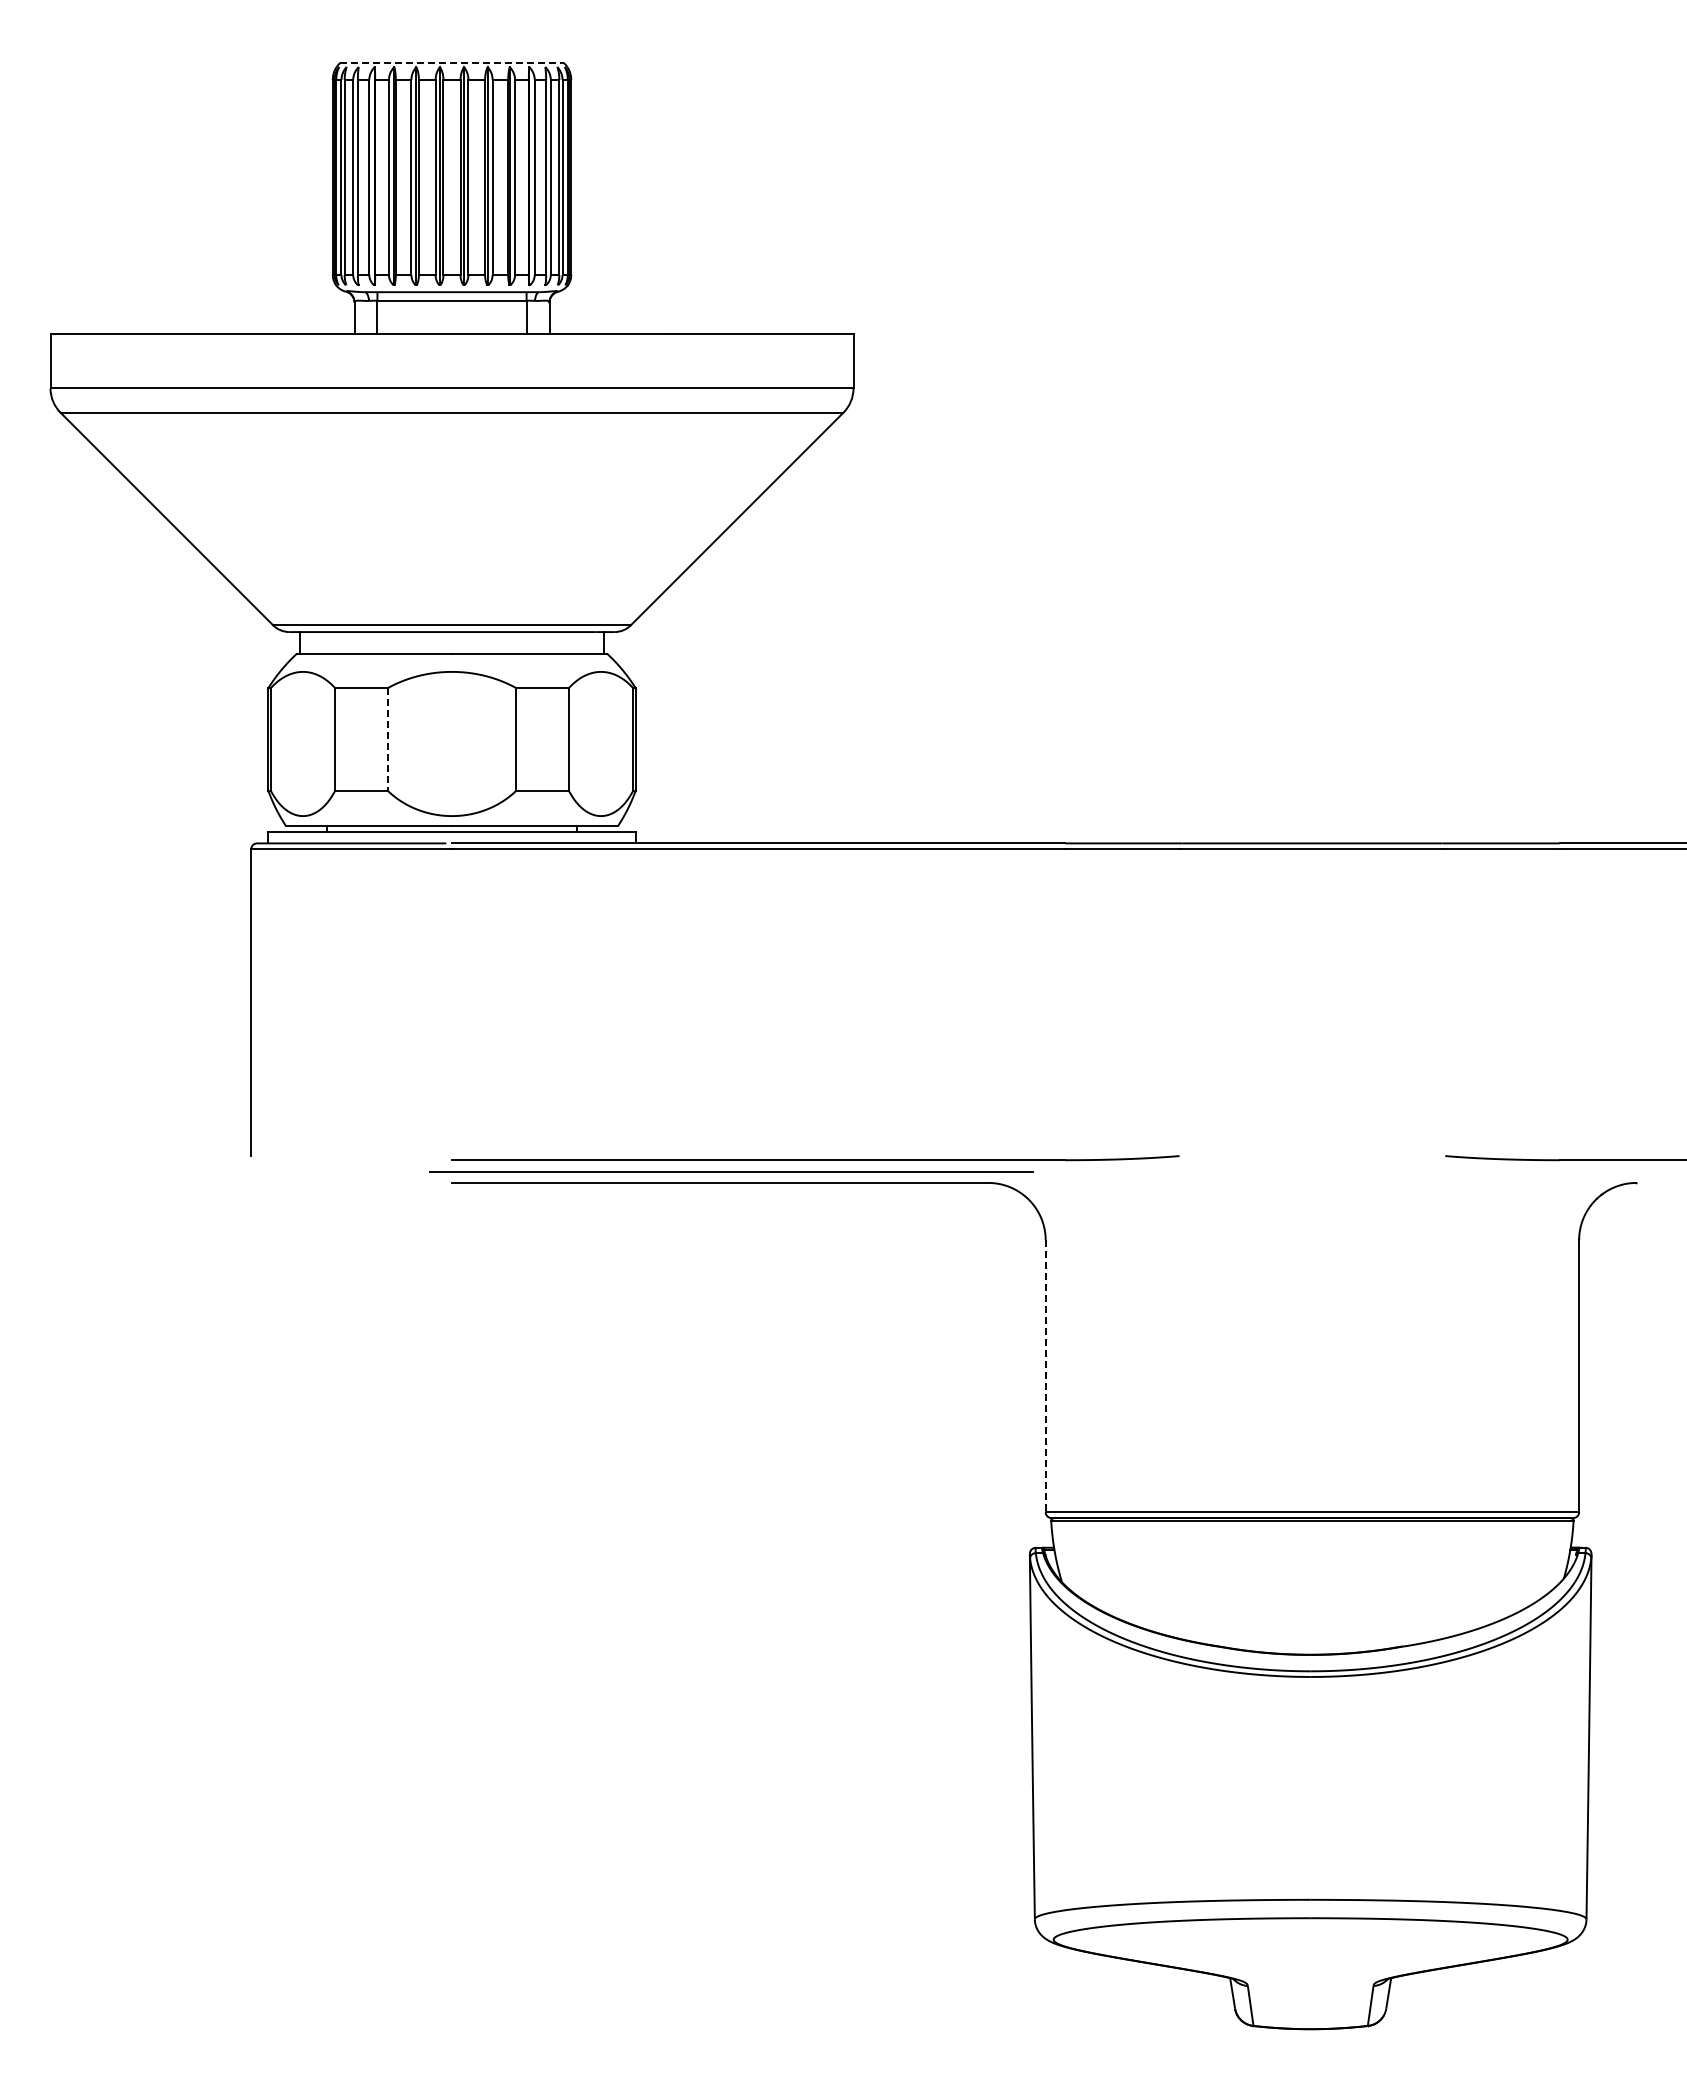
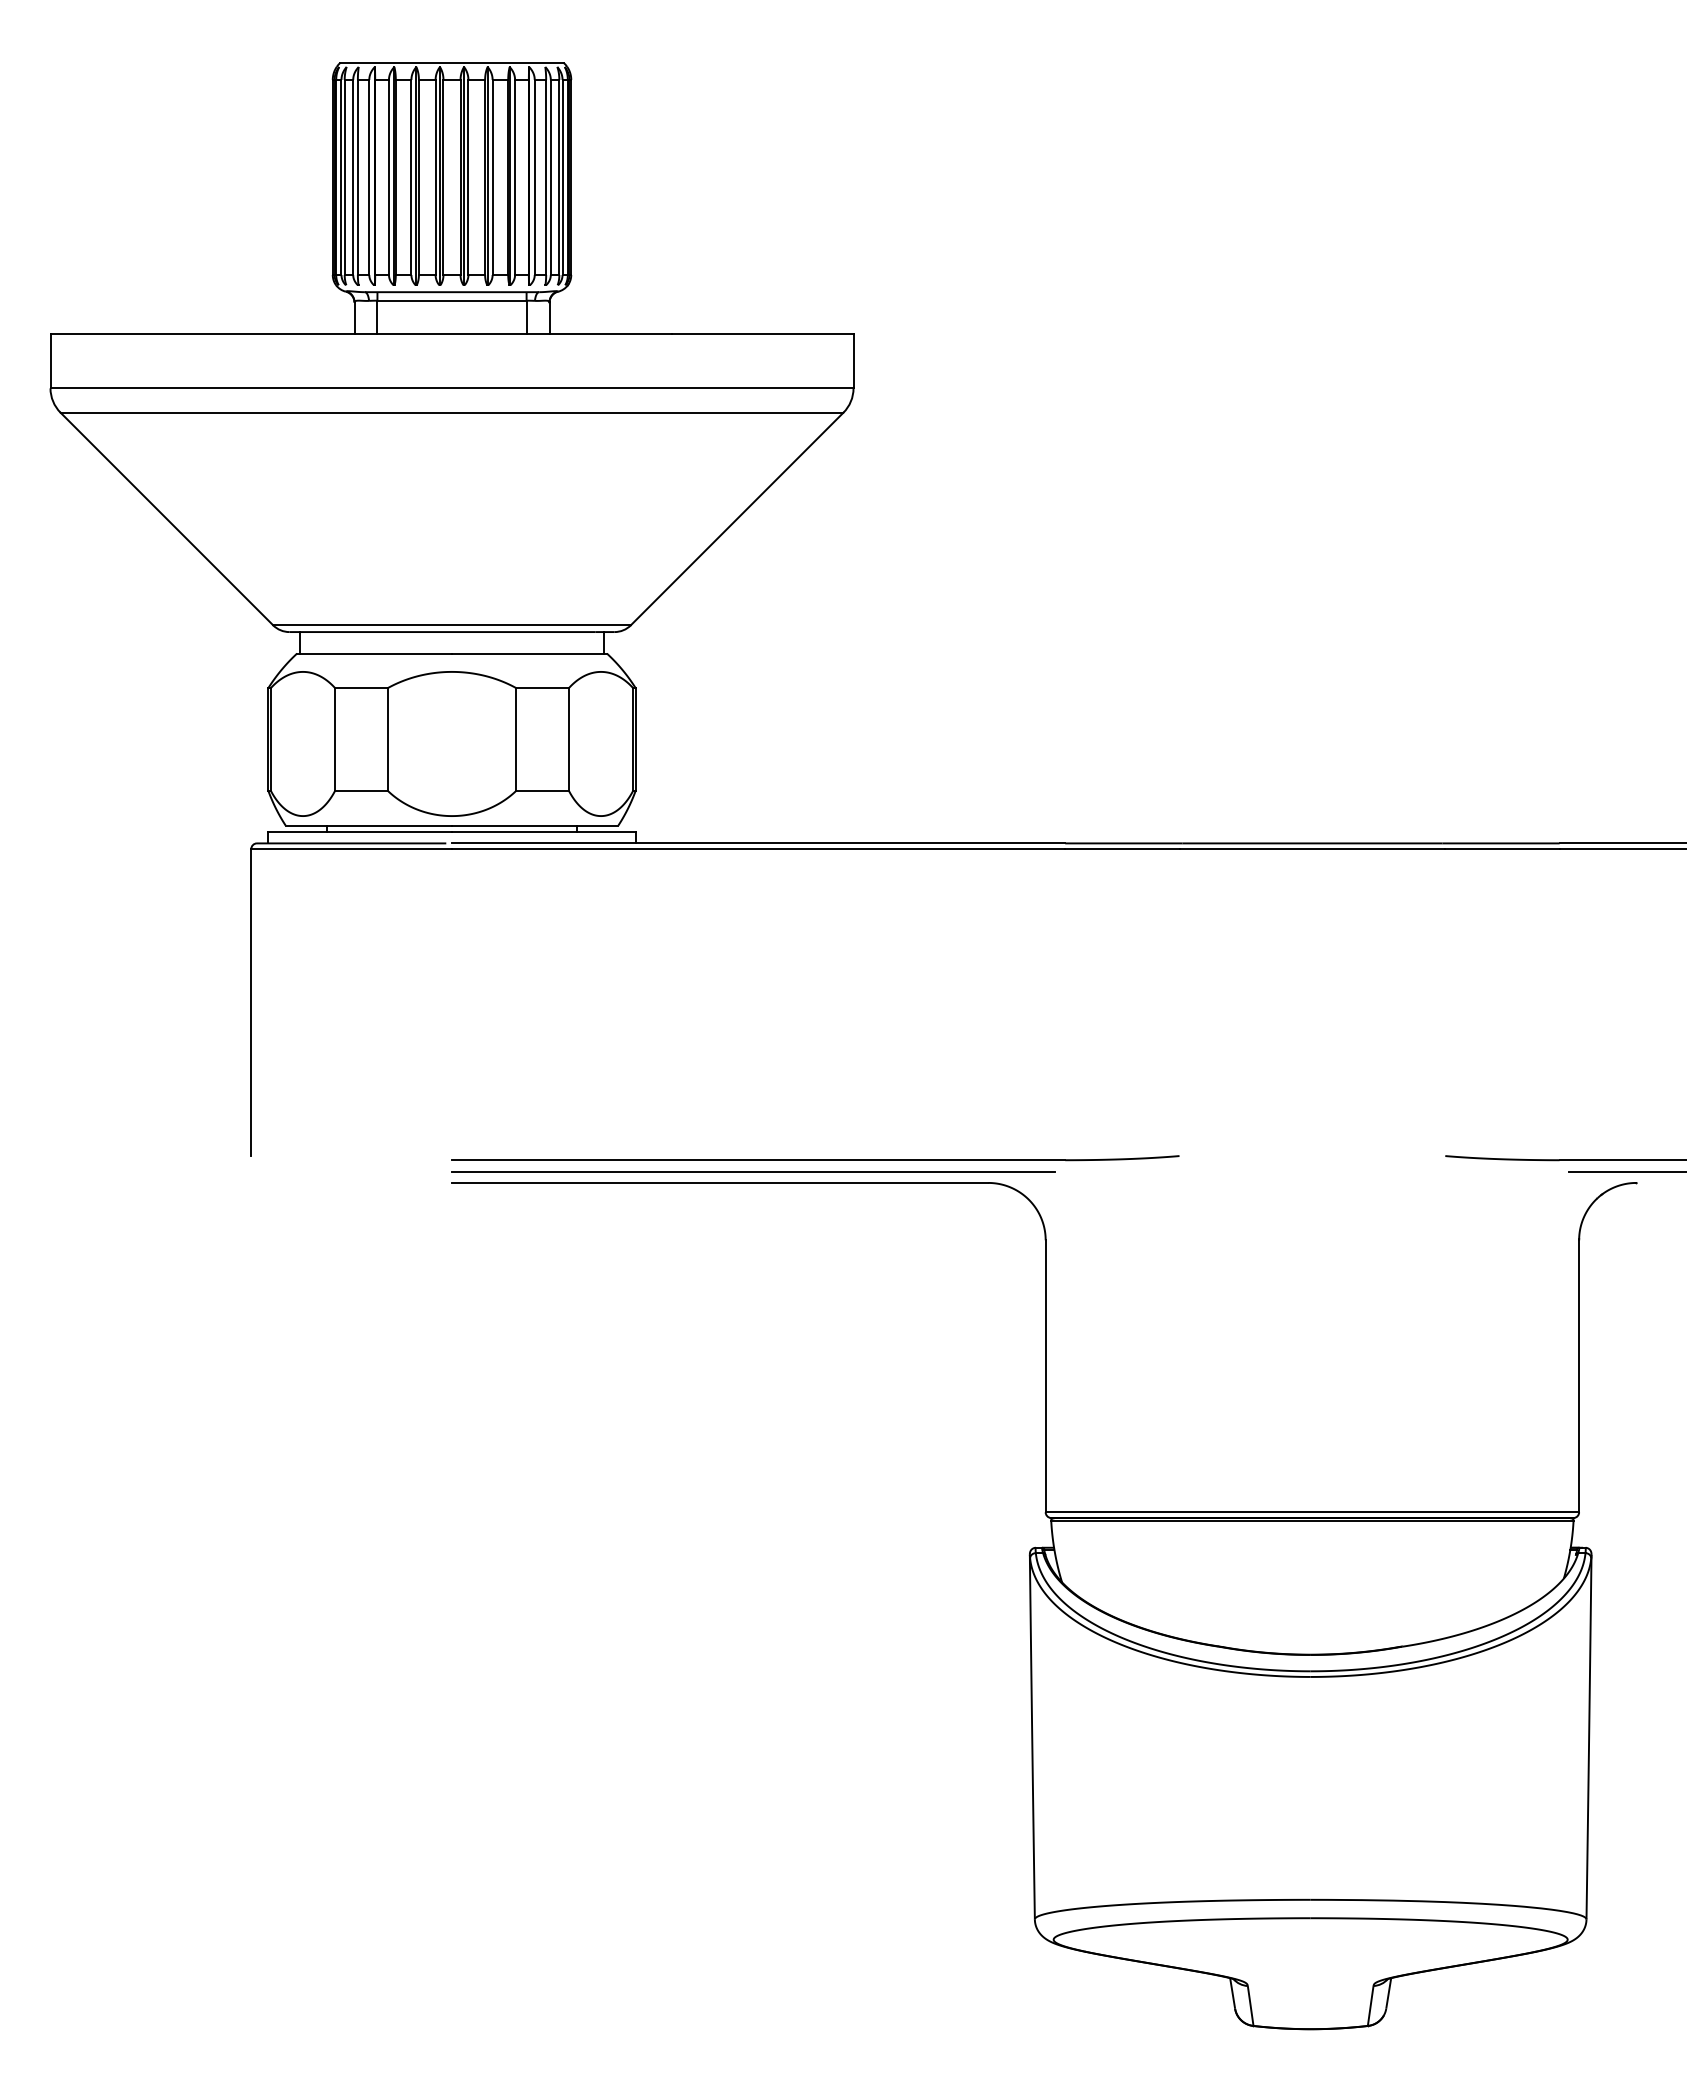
line: dashed -> solid (452, 62)
line: dashed -> solid (388, 739)
line position: (731, 1171) -> (753, 1171) (753, 1171)
line: none -> present (1626, 1171)
line: dashed -> solid (1045, 1376)
